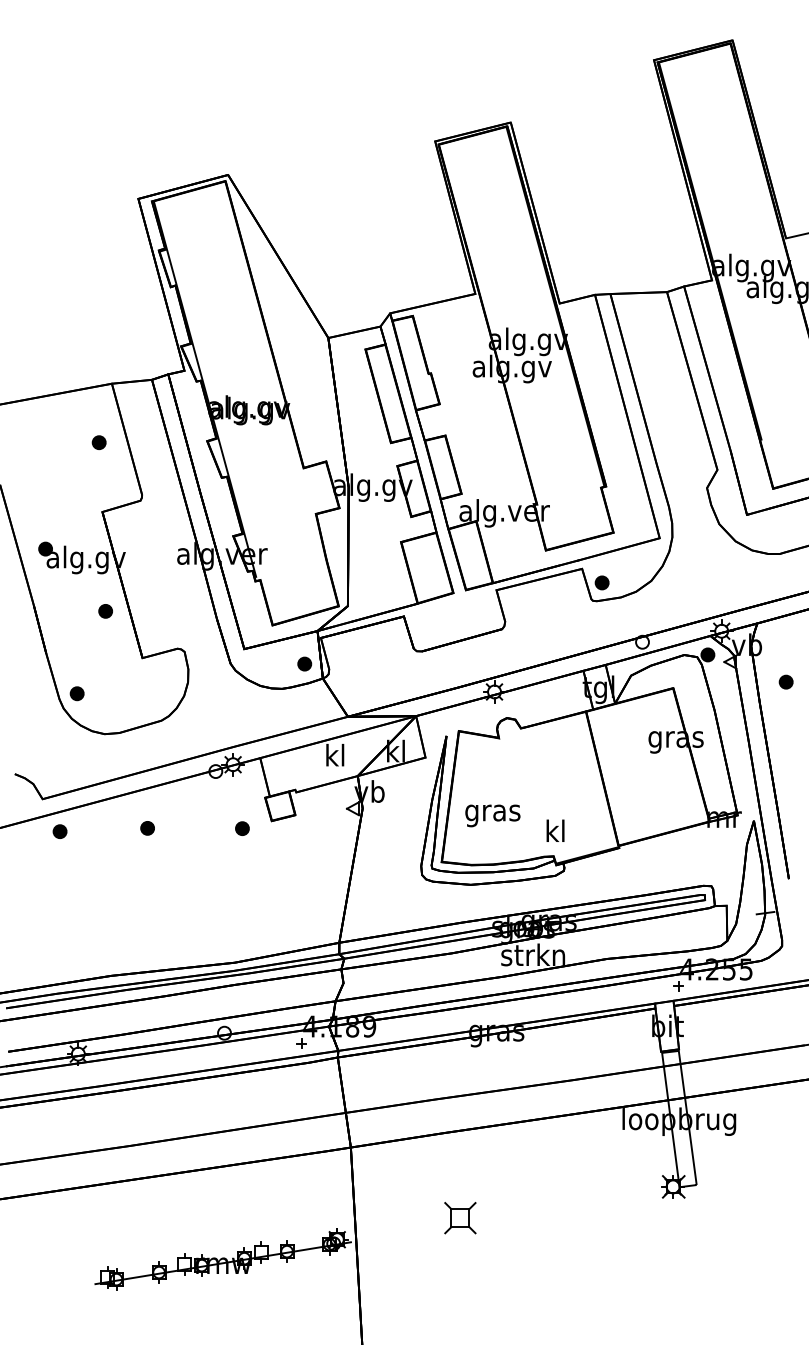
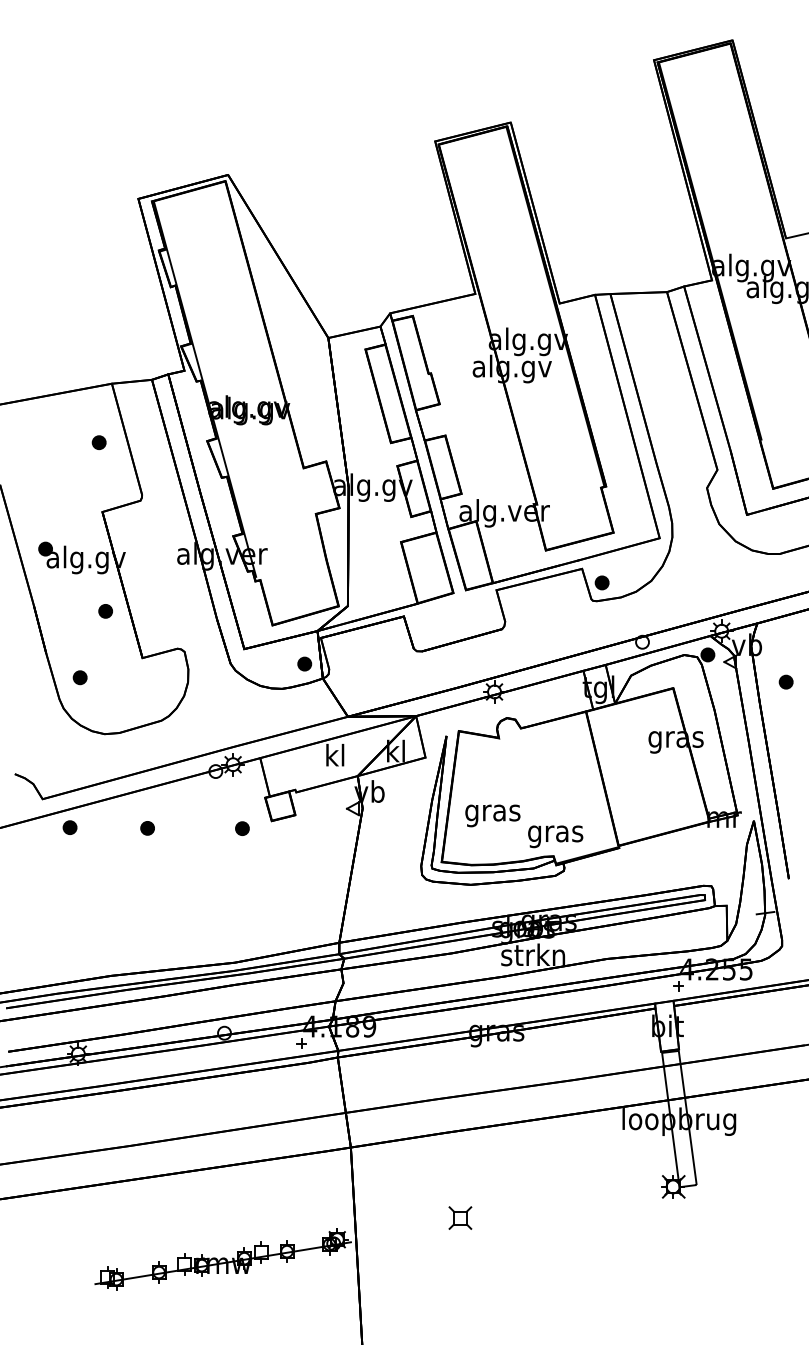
part position: (76, 693) -> (79, 677) (79, 677)
part position: (59, 831) -> (69, 827) (69, 827)
text: kl -> gras (555, 833)
part size: 33x33 px -> 25x24 px (460, 1217)
